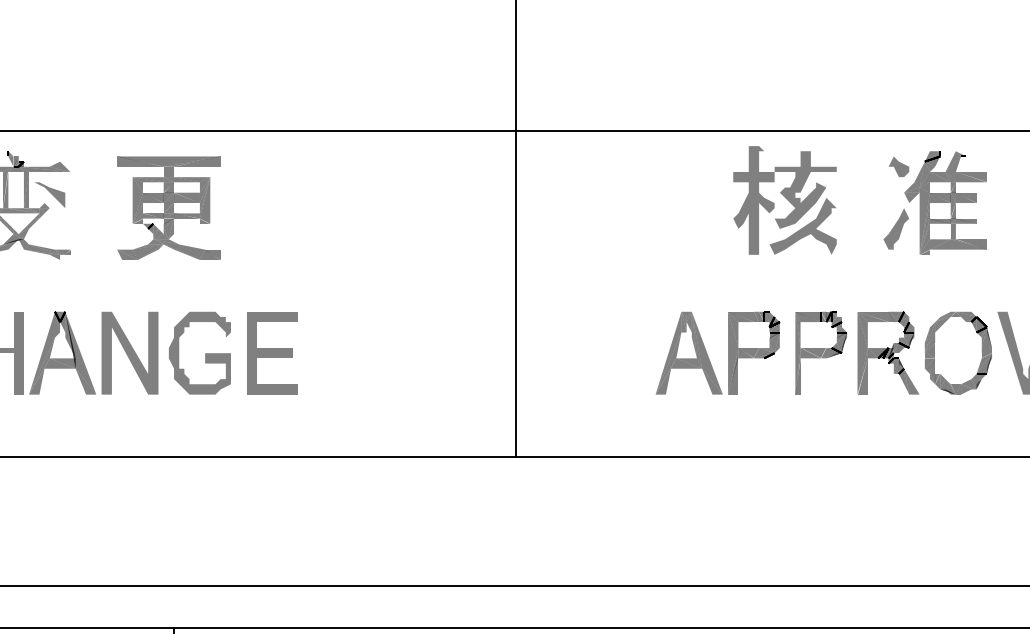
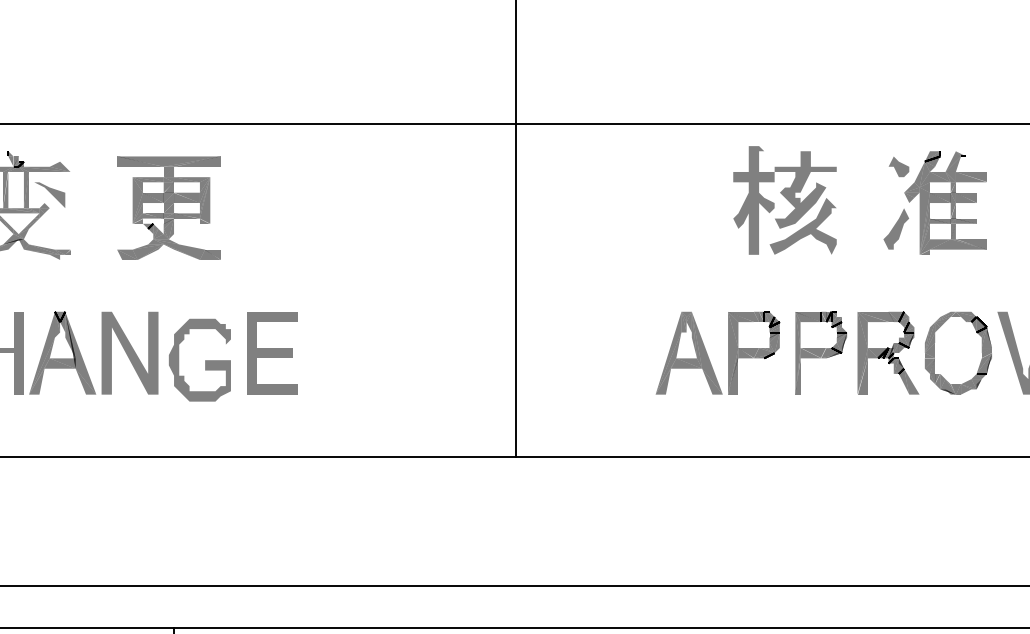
line position: (514, 130) -> (514, 123) (514, 123)
part position: (199, 353) -> (199, 360) (199, 360)
